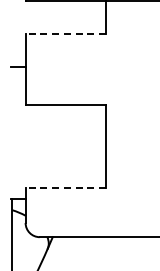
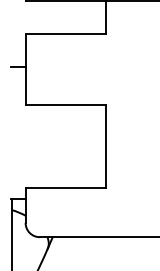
line: dashed -> solid (65, 33)
line: dashed -> solid (65, 187)
